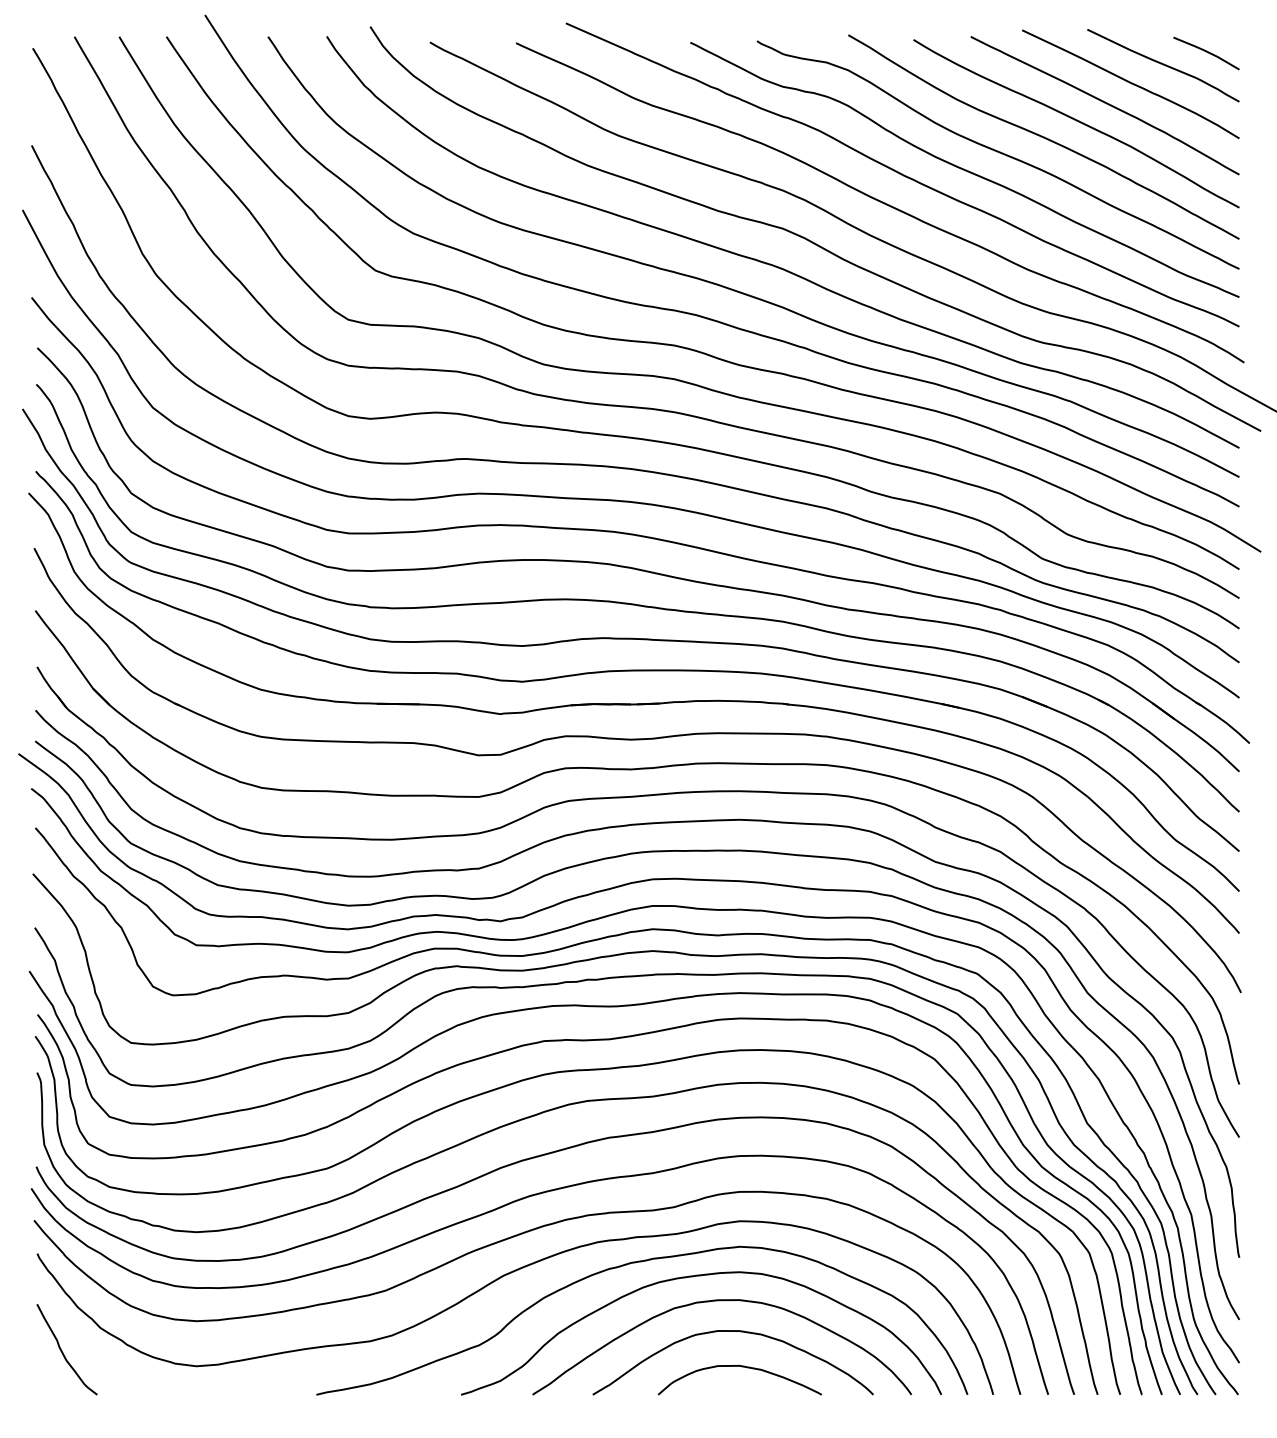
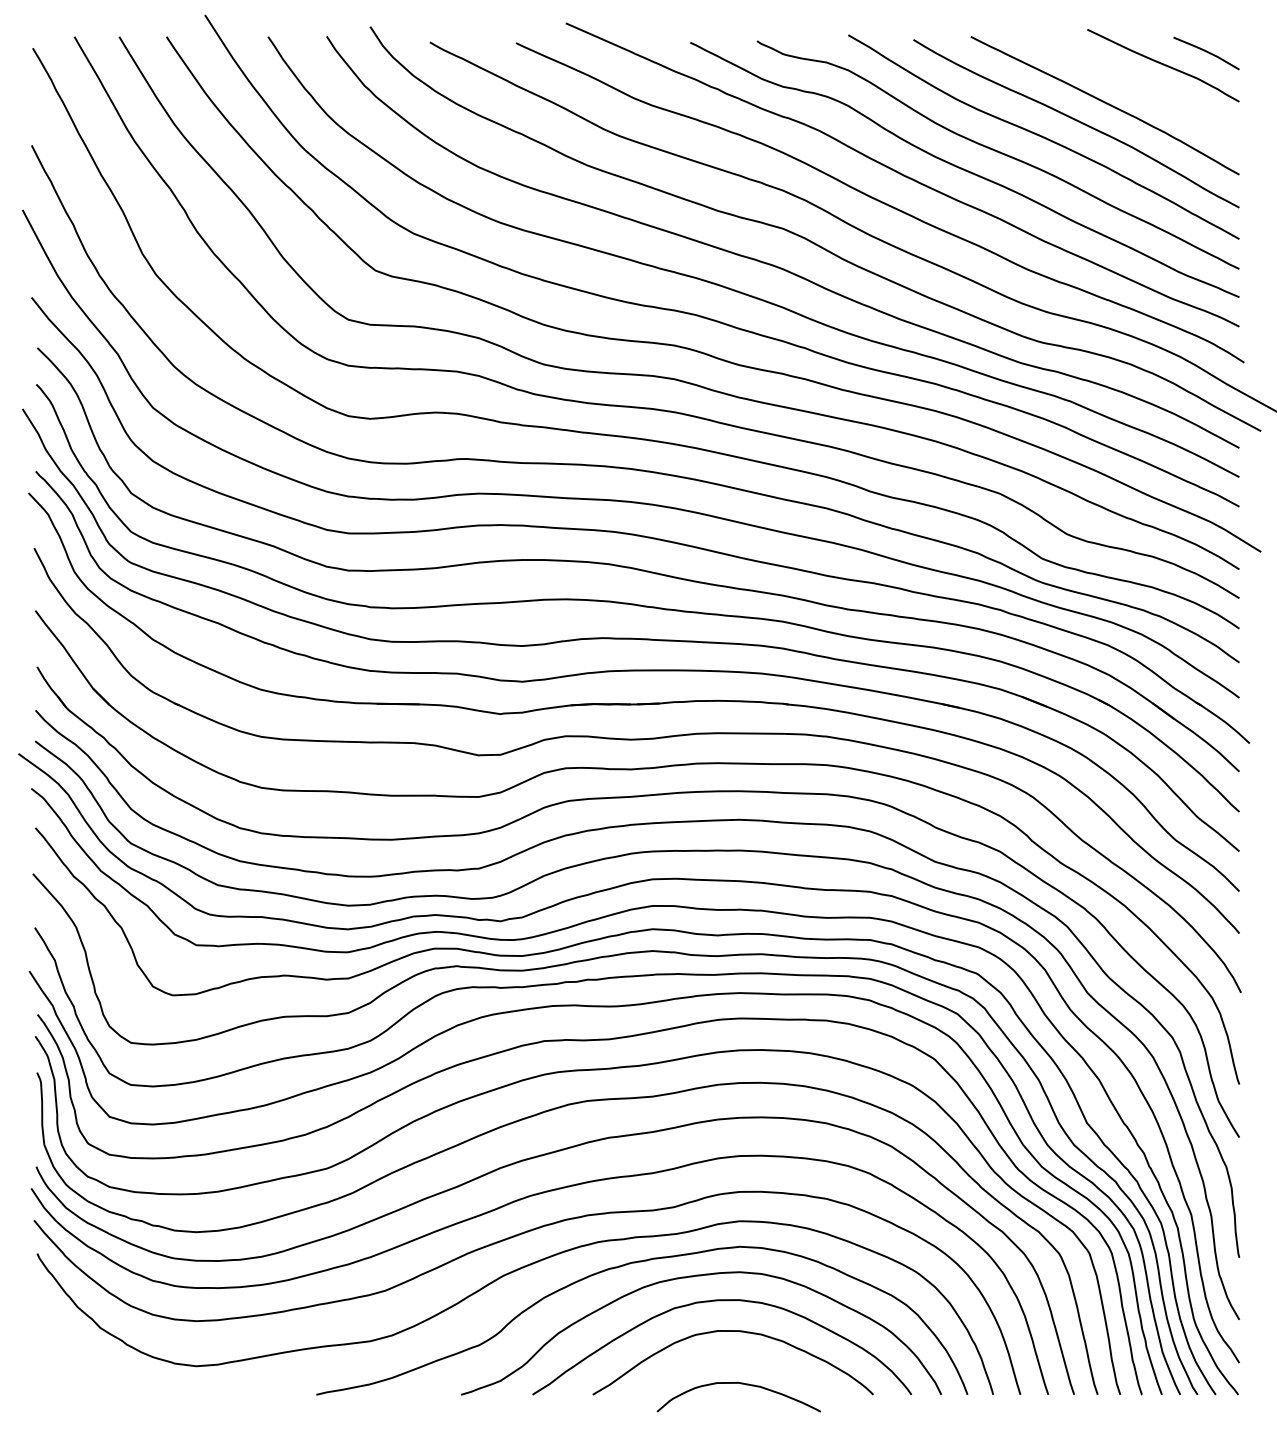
curve: present -> none (1130, 83)
curve: present -> none (62, 1350)
curve position: (741, 1367) -> (740, 1384) (740, 1384)
